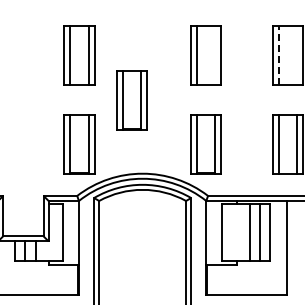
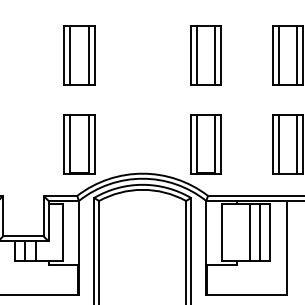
line: dashed -> solid (278, 54)
line: none -> present (214, 55)
line: none -> present (296, 55)
part: present -> none (131, 100)
